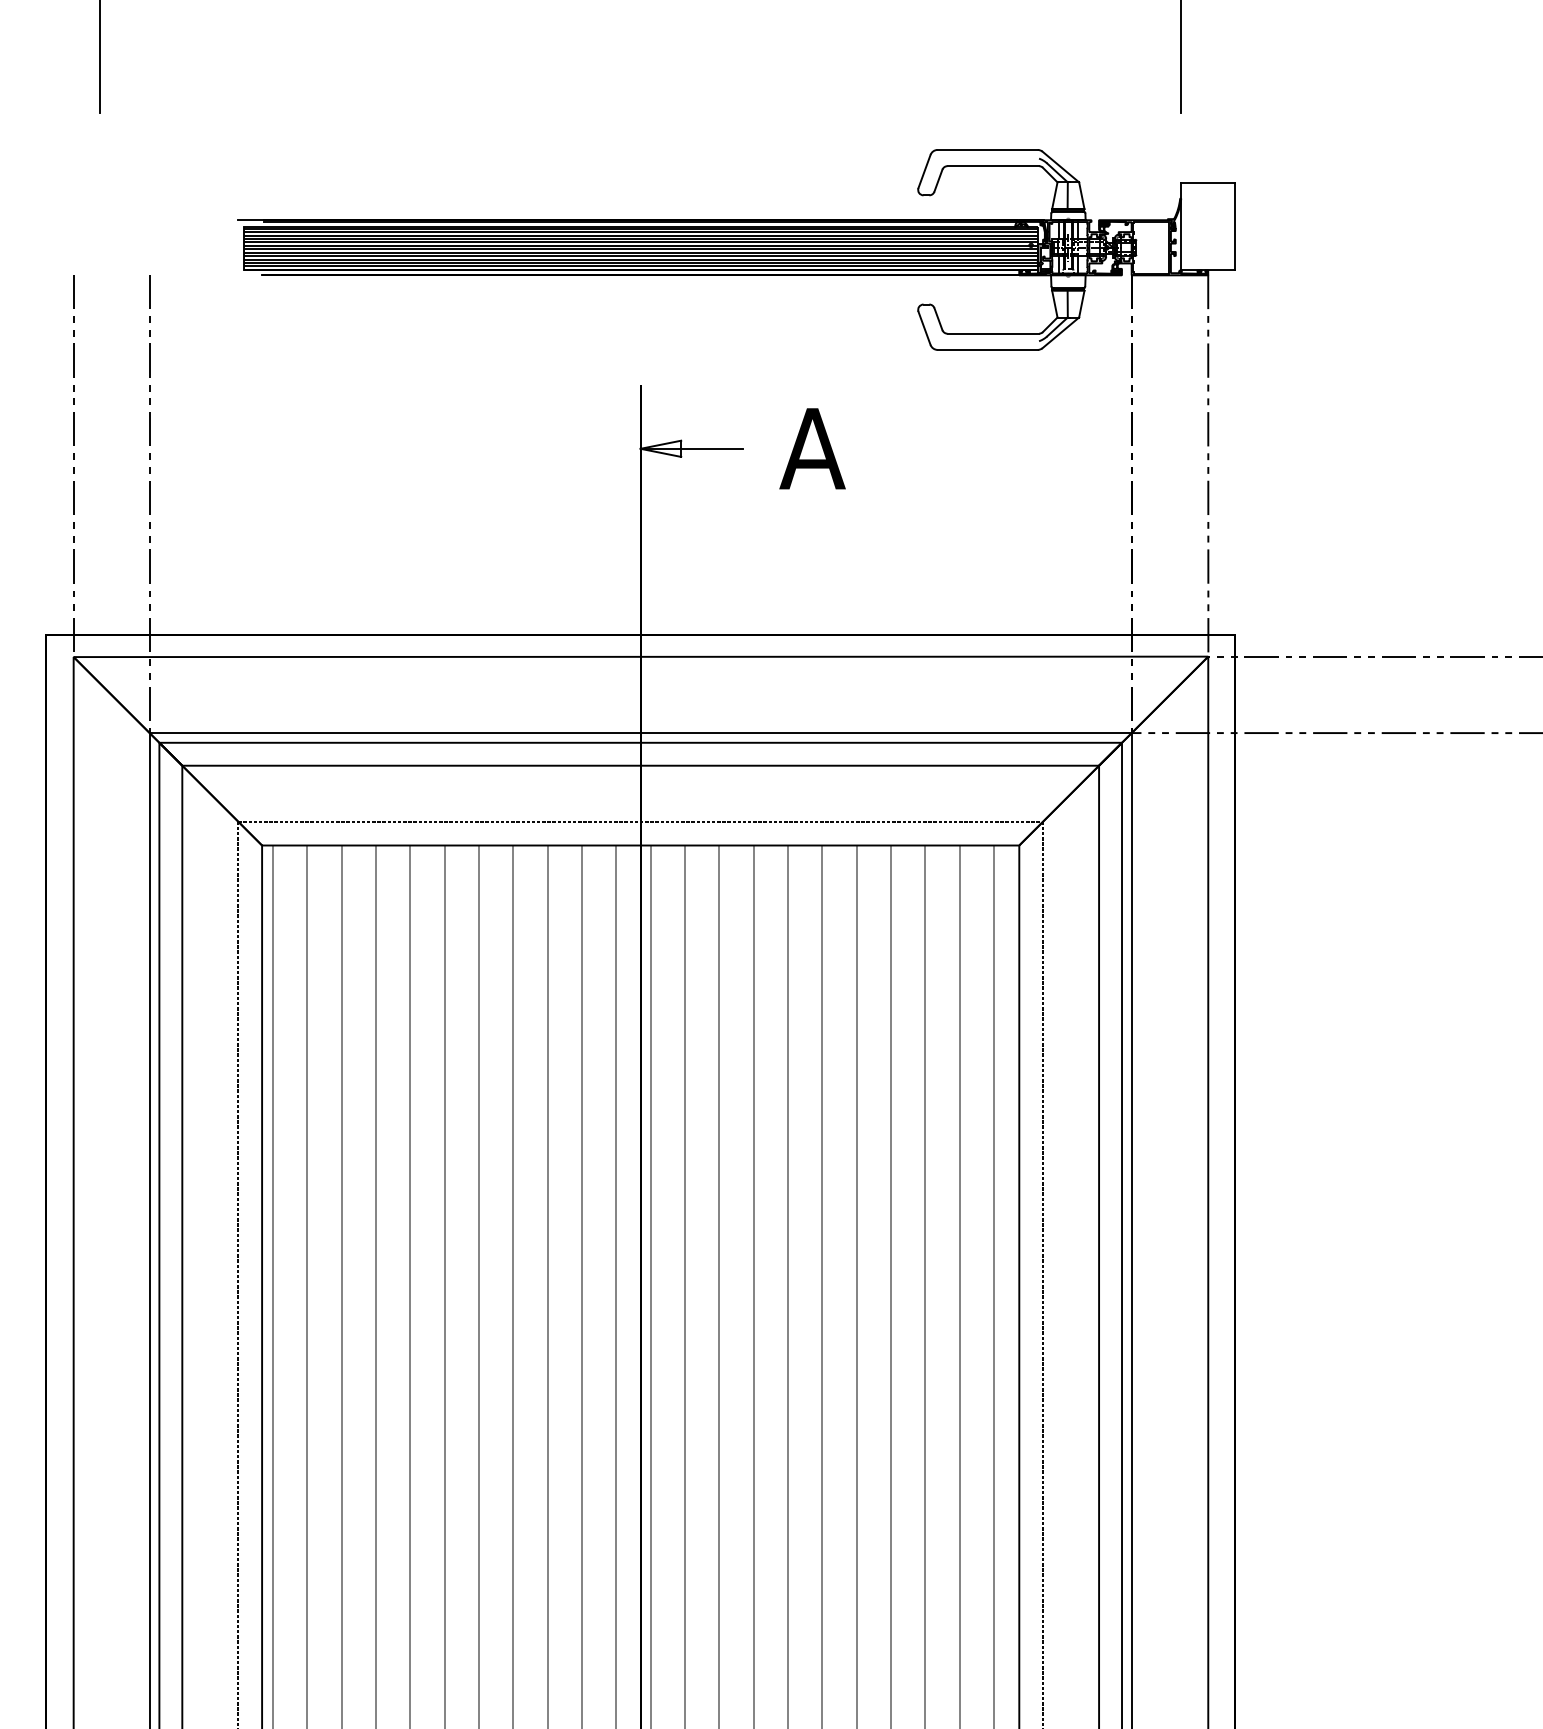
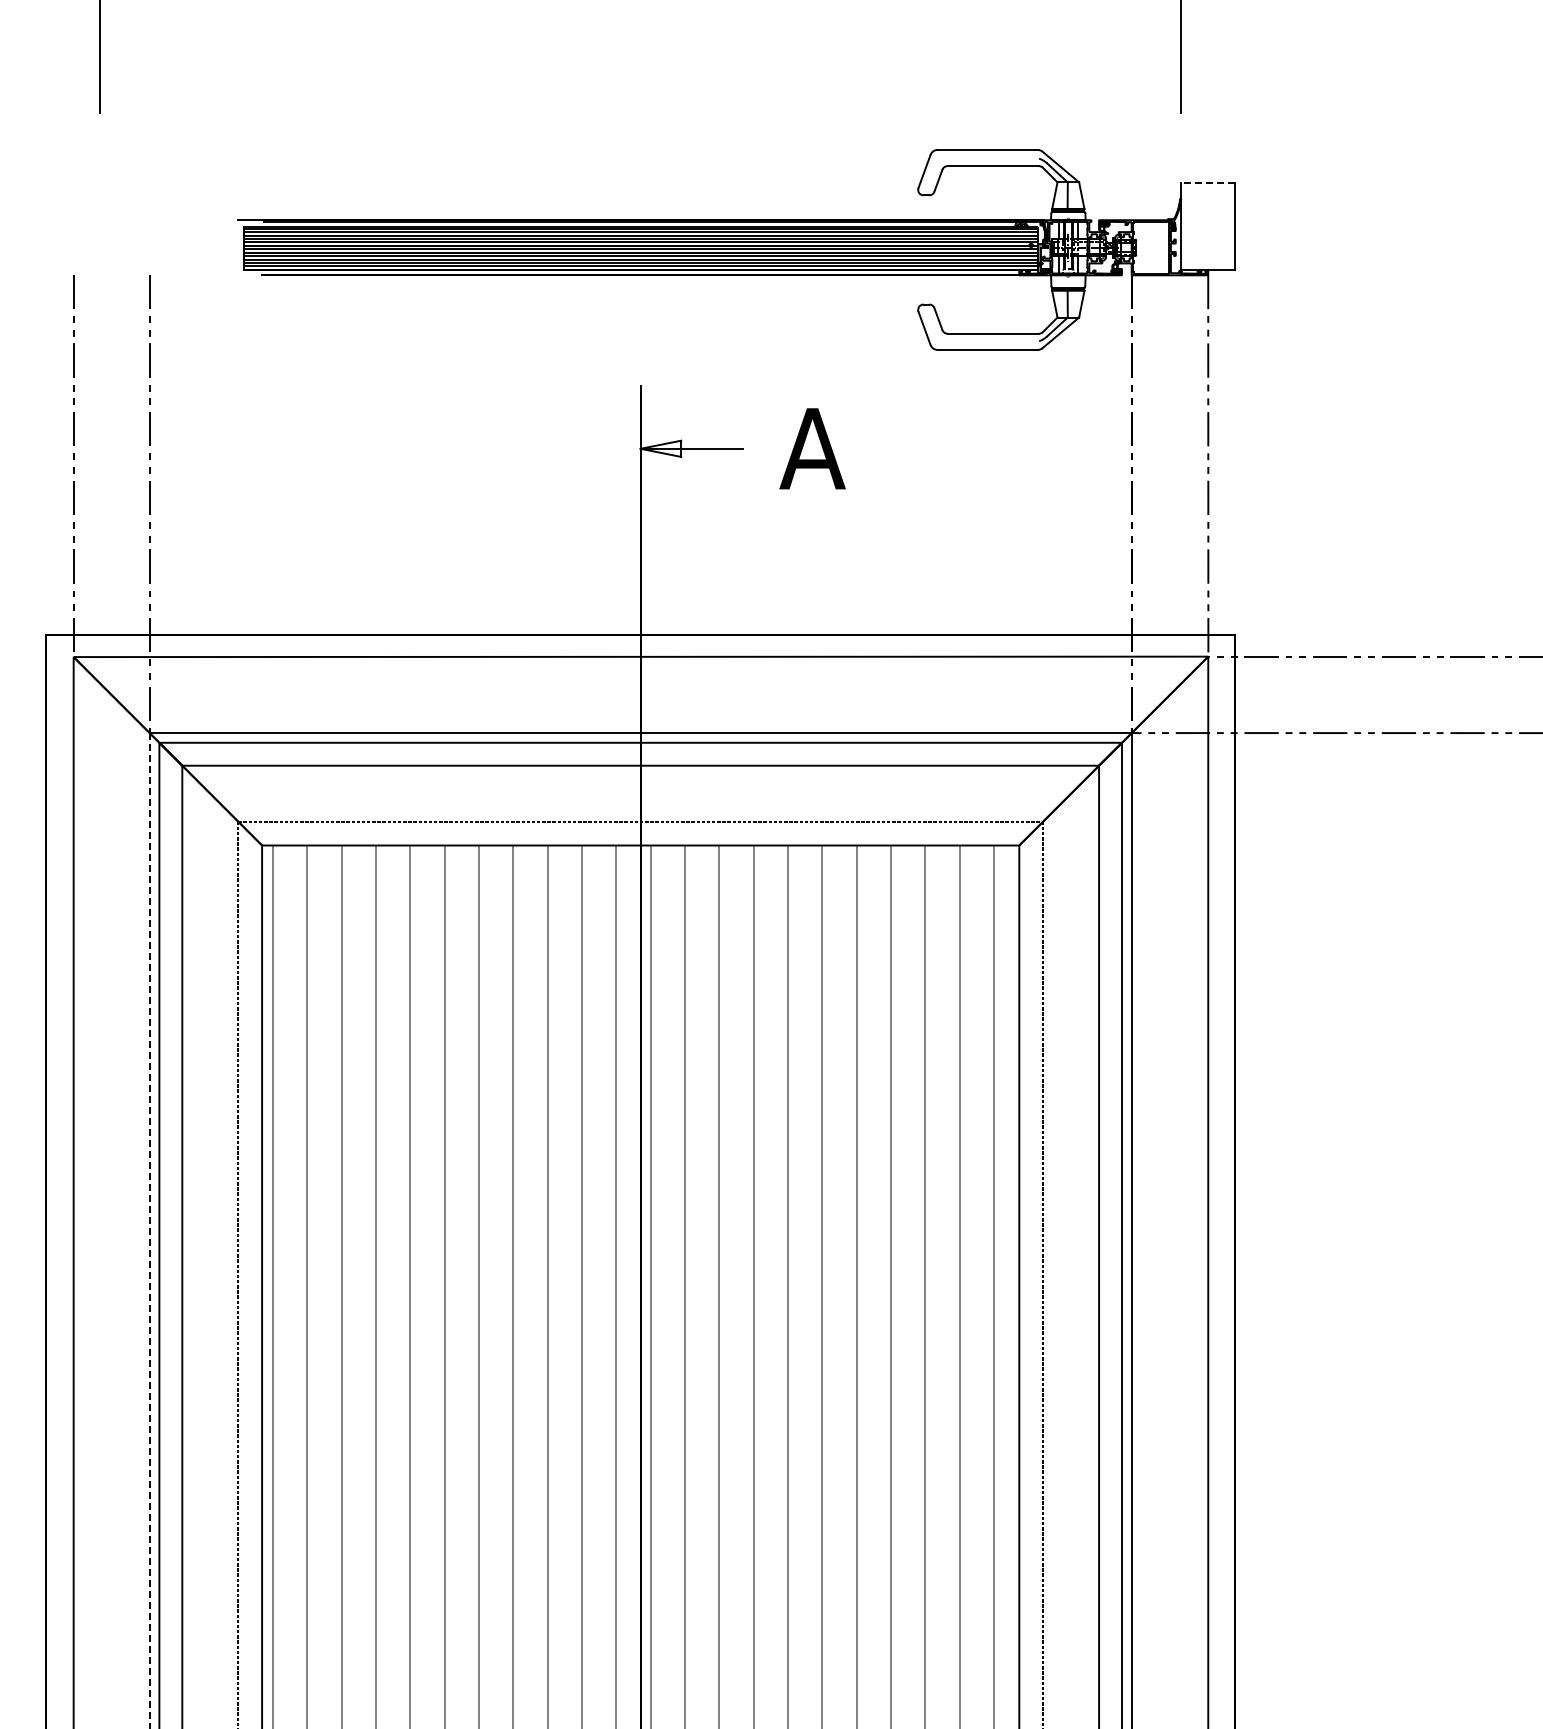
line: solid -> dashed (1207, 182)
line: solid -> dashed (149, 1231)
